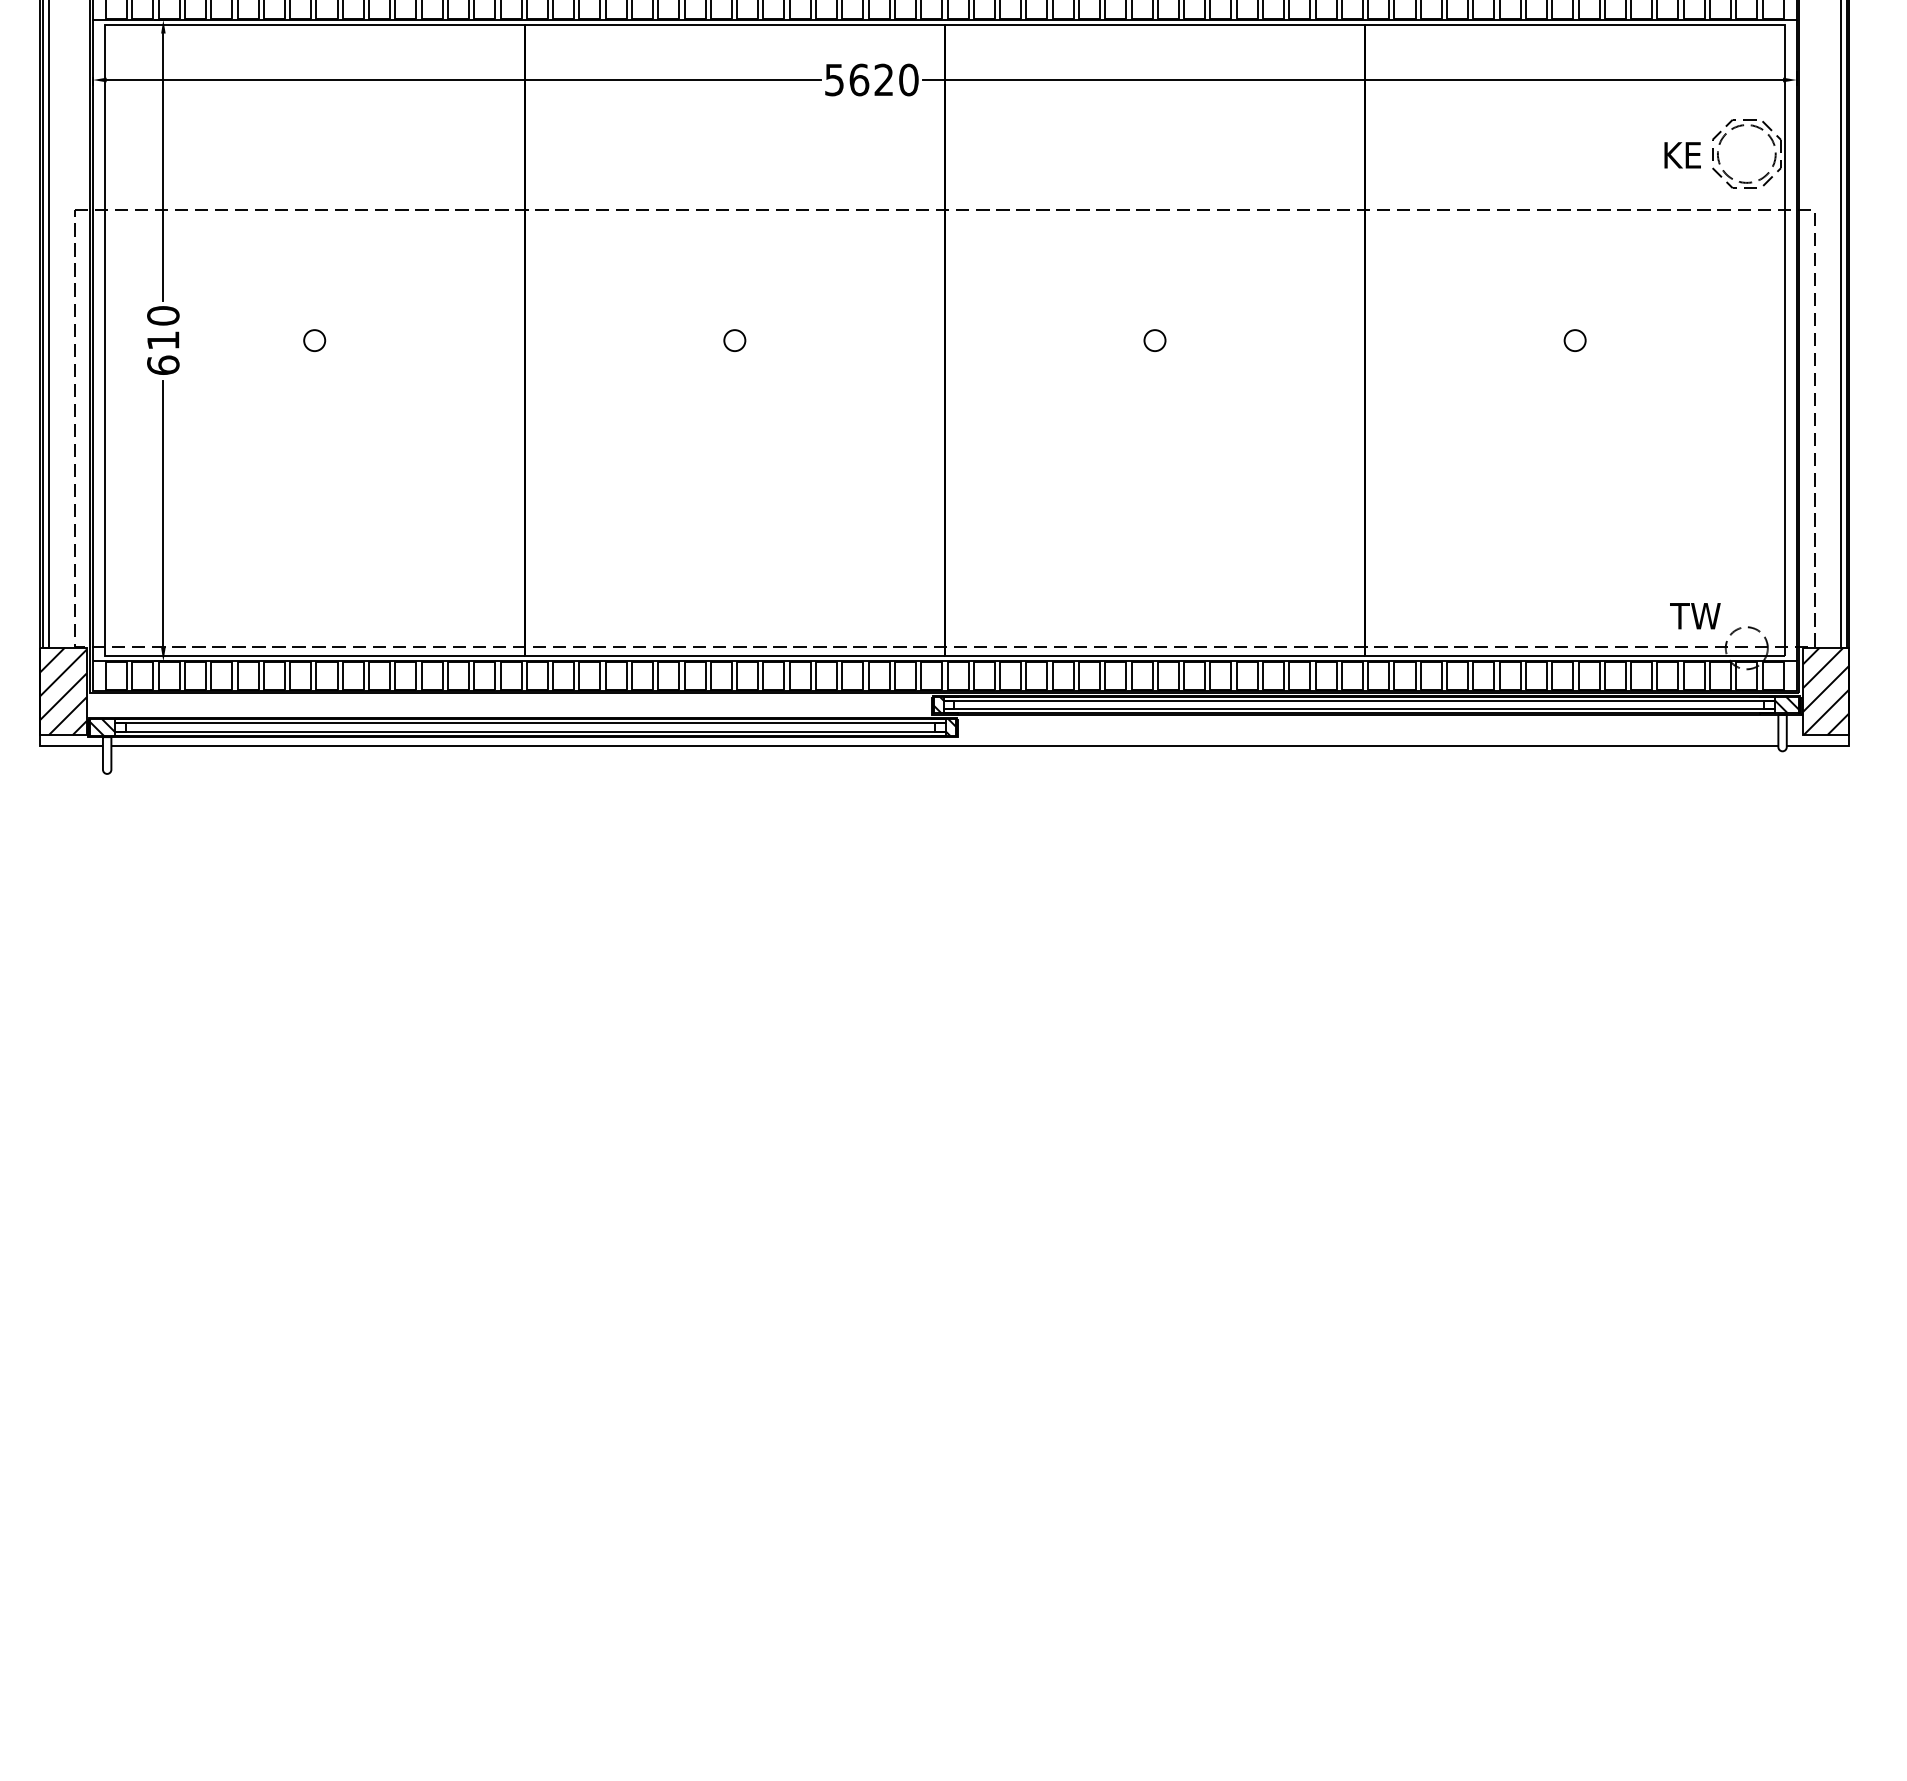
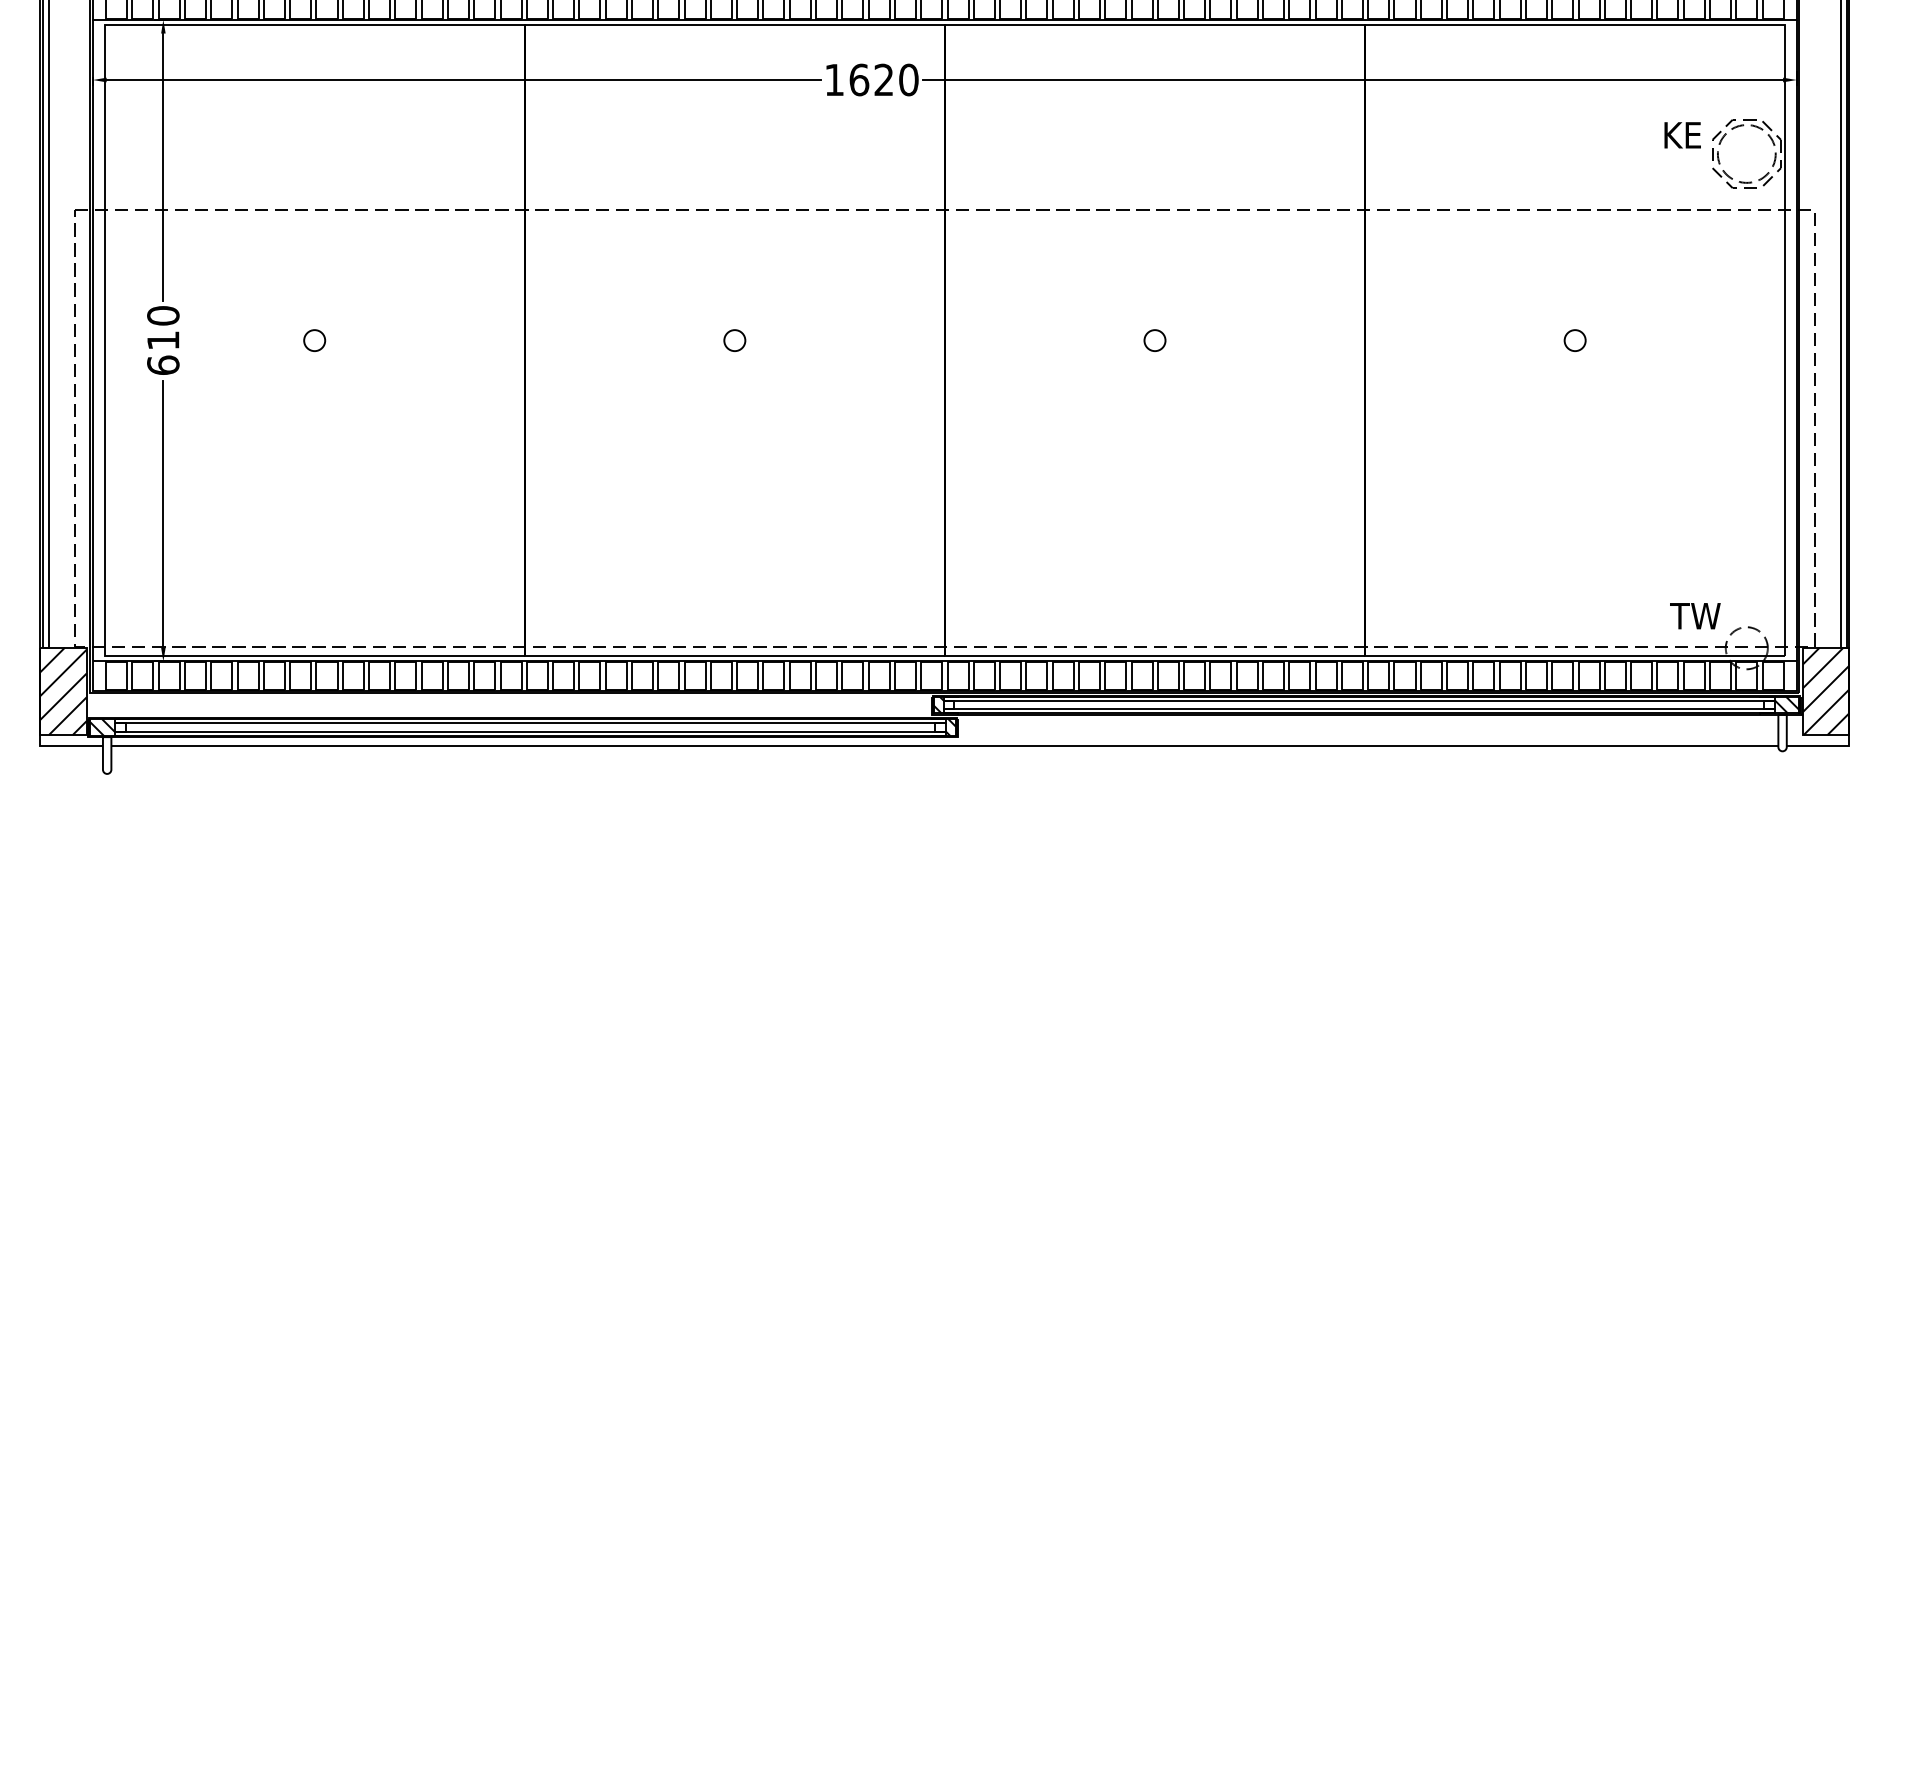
text: 5620 -> 1620 (834, 80)
text position: (1682, 155) -> (1682, 135) (1682, 135)
